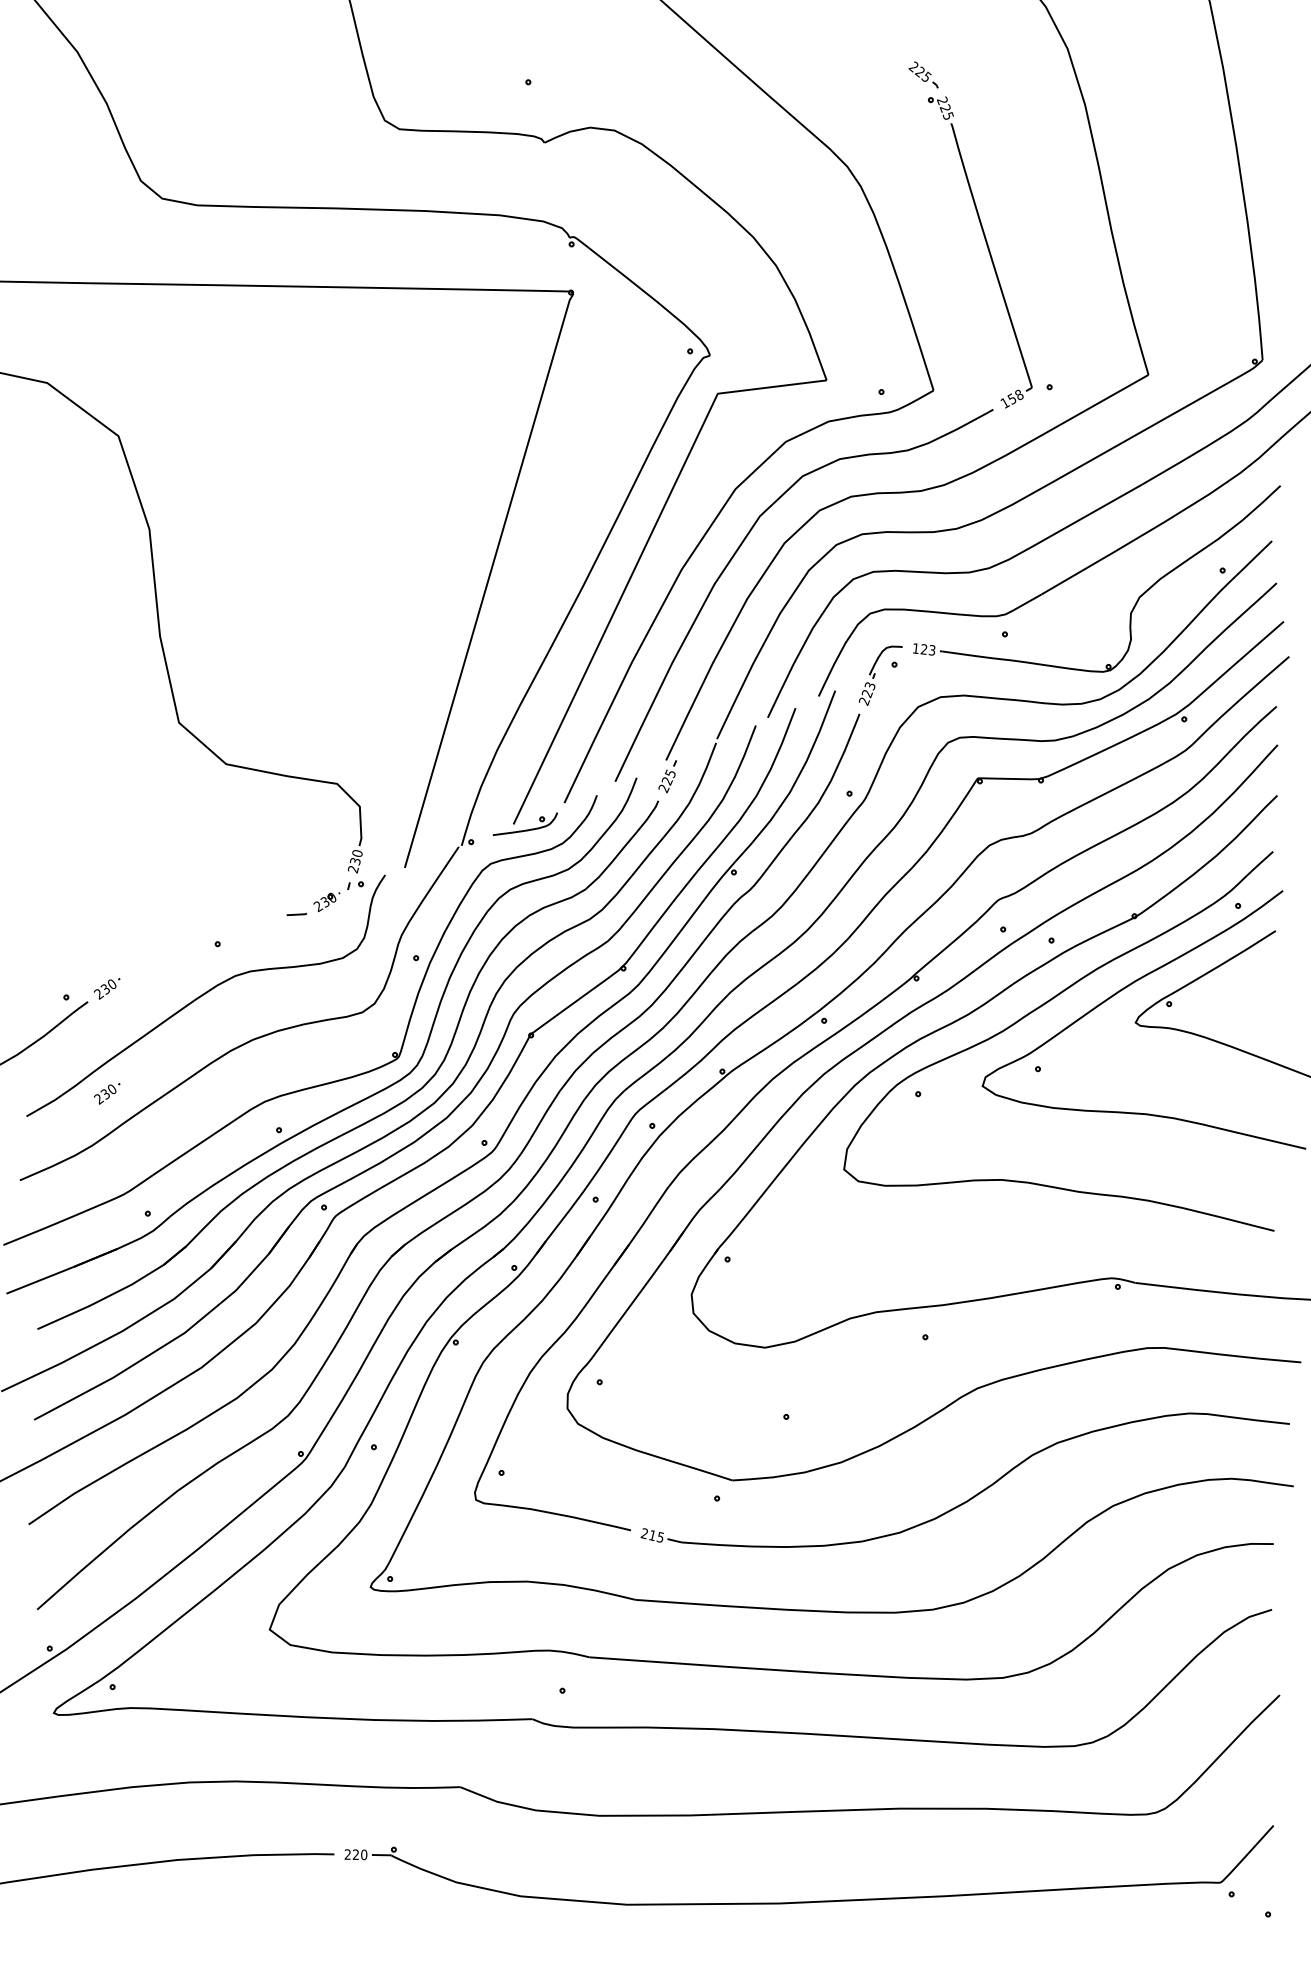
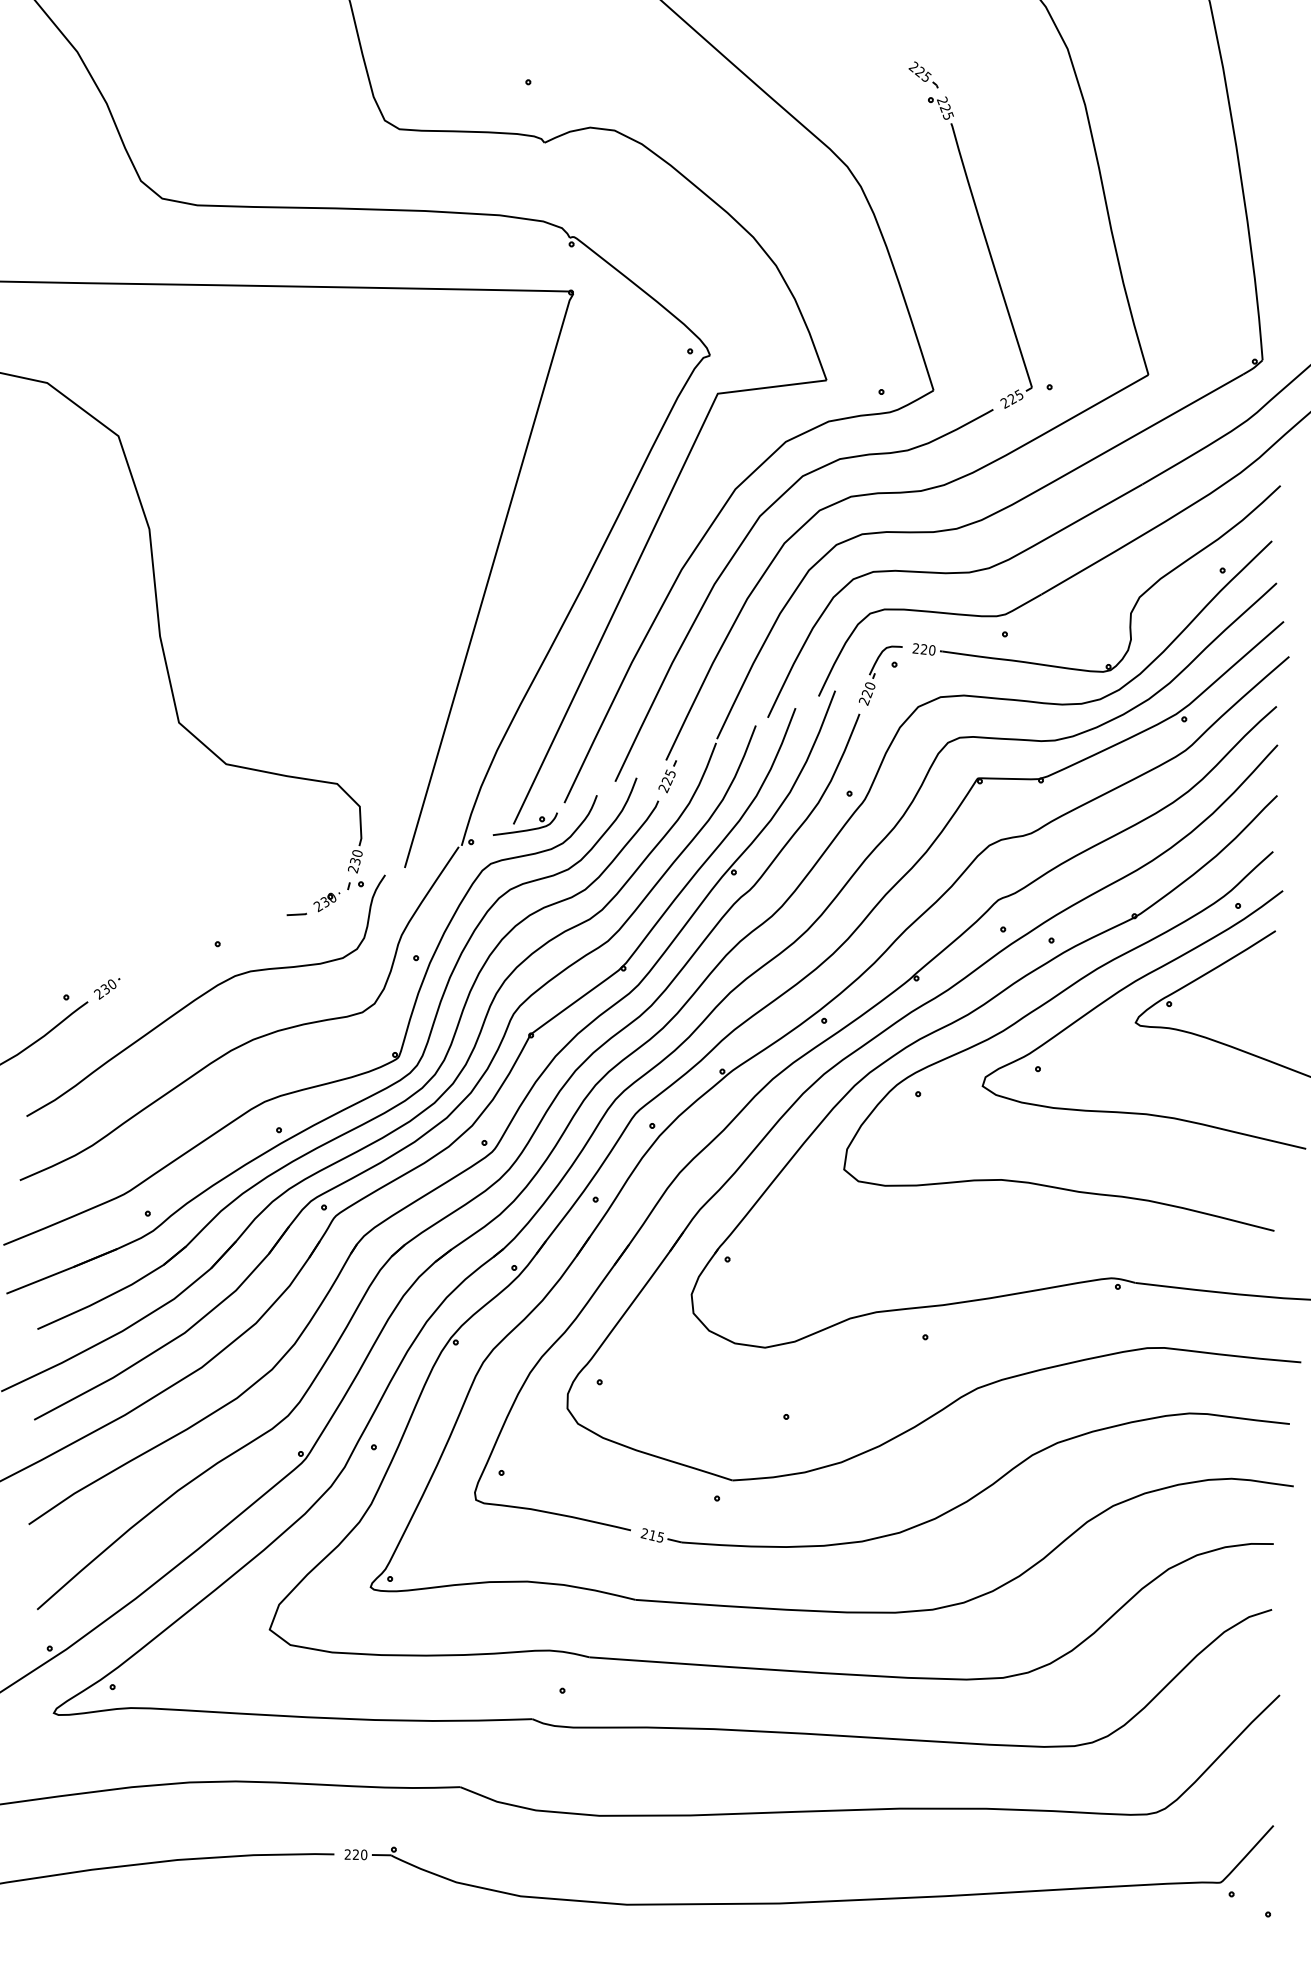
text: 158 -> 225 (1011, 398)
text: 123 -> 220 (923, 649)
text: 223 -> 220 (869, 686)
part: present -> none (107, 1093)
